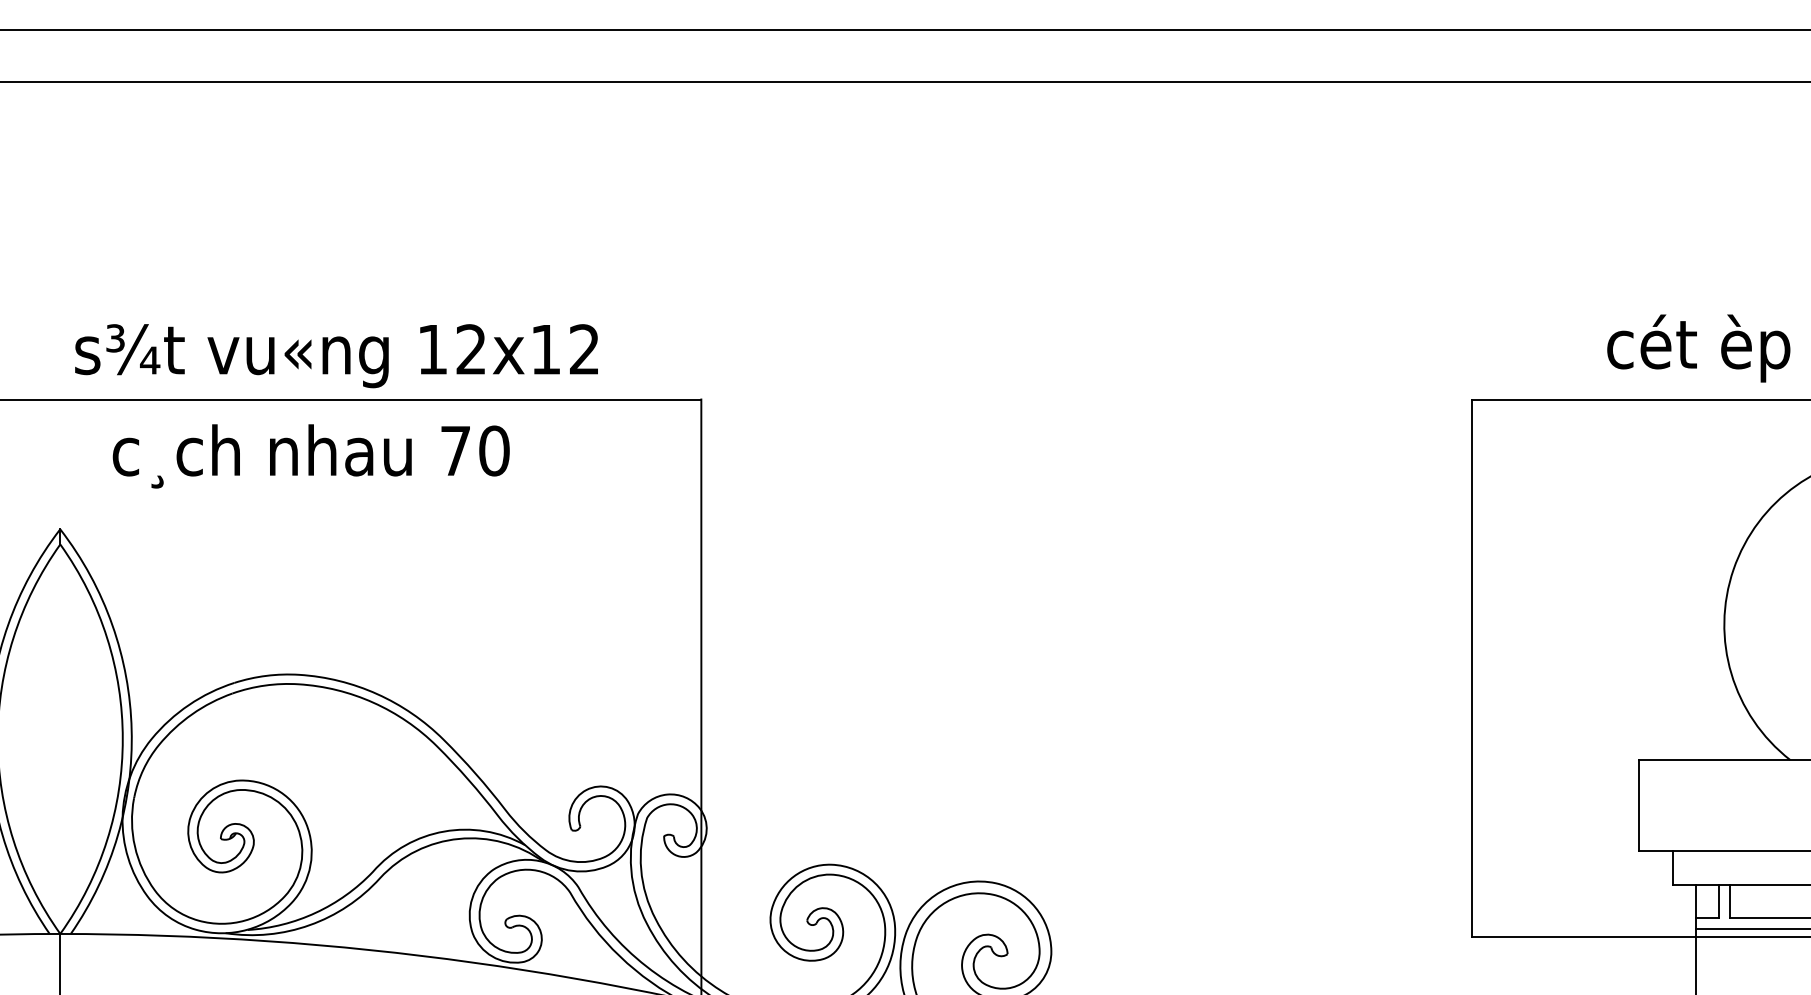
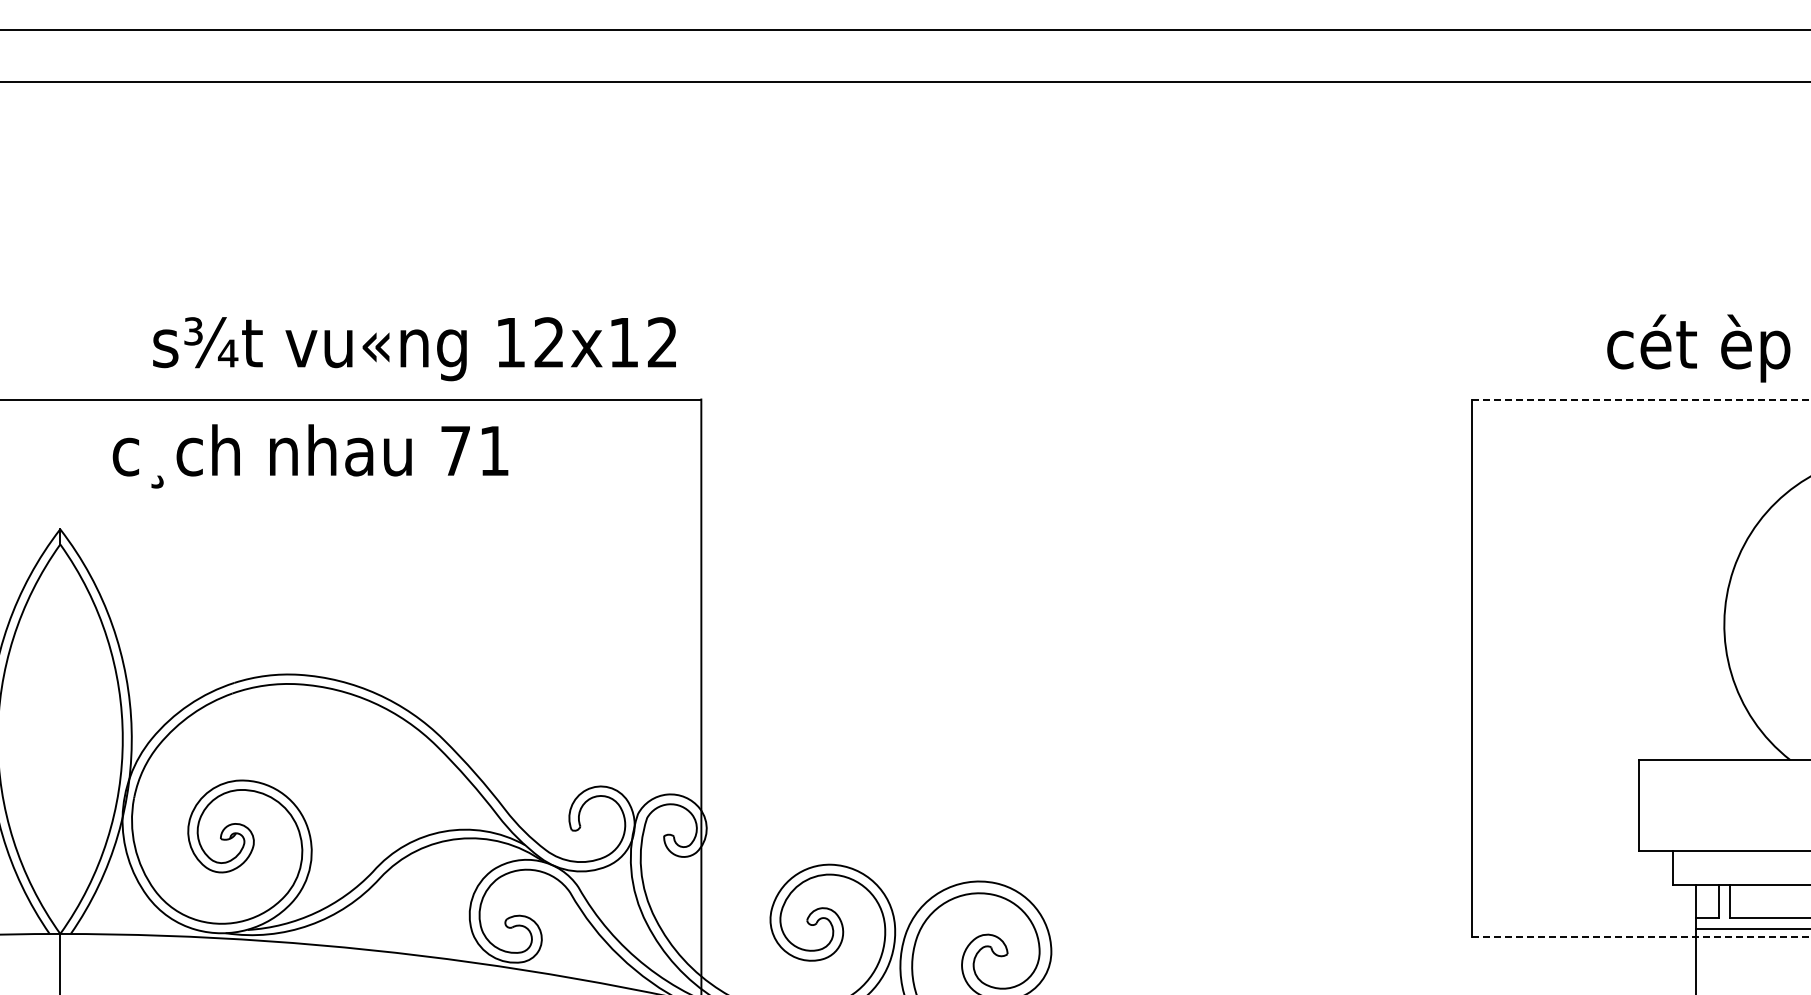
text position: (336, 356) -> (414, 349) (414, 349)
line: solid -> dashed (1641, 399)
text: 70 -> 71 (494, 450)
line: solid -> dashed (1642, 936)
